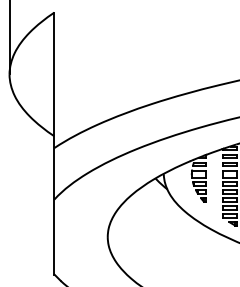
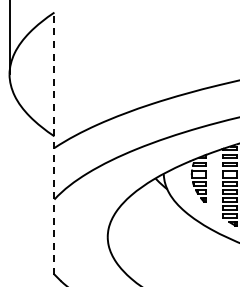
line: solid -> dashed (54, 143)
